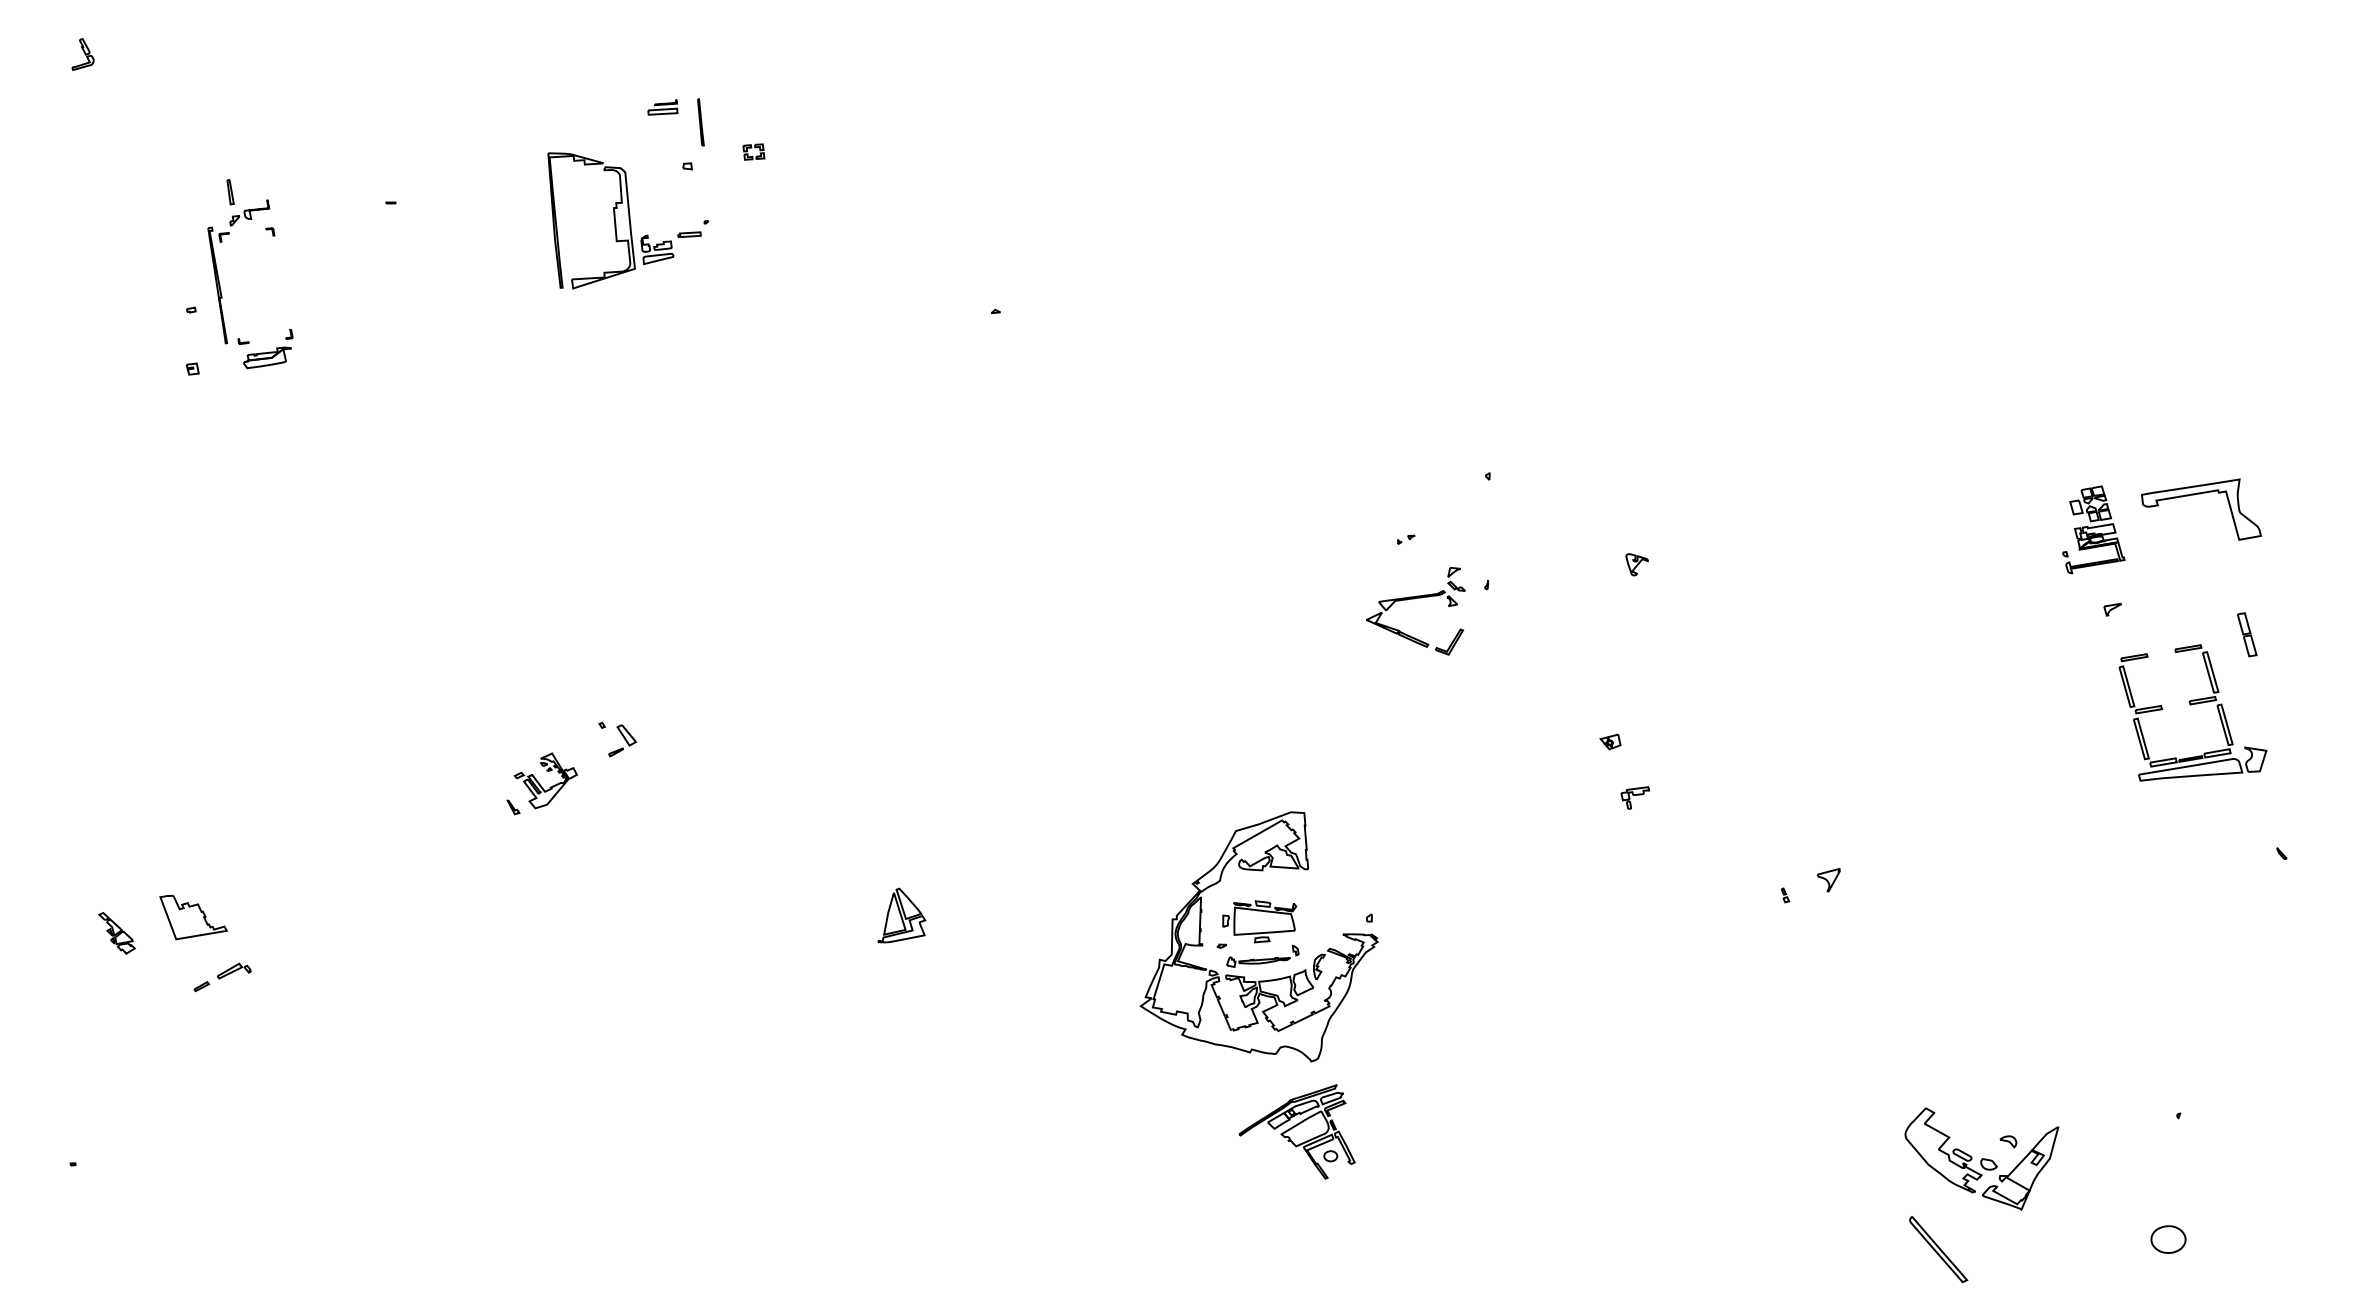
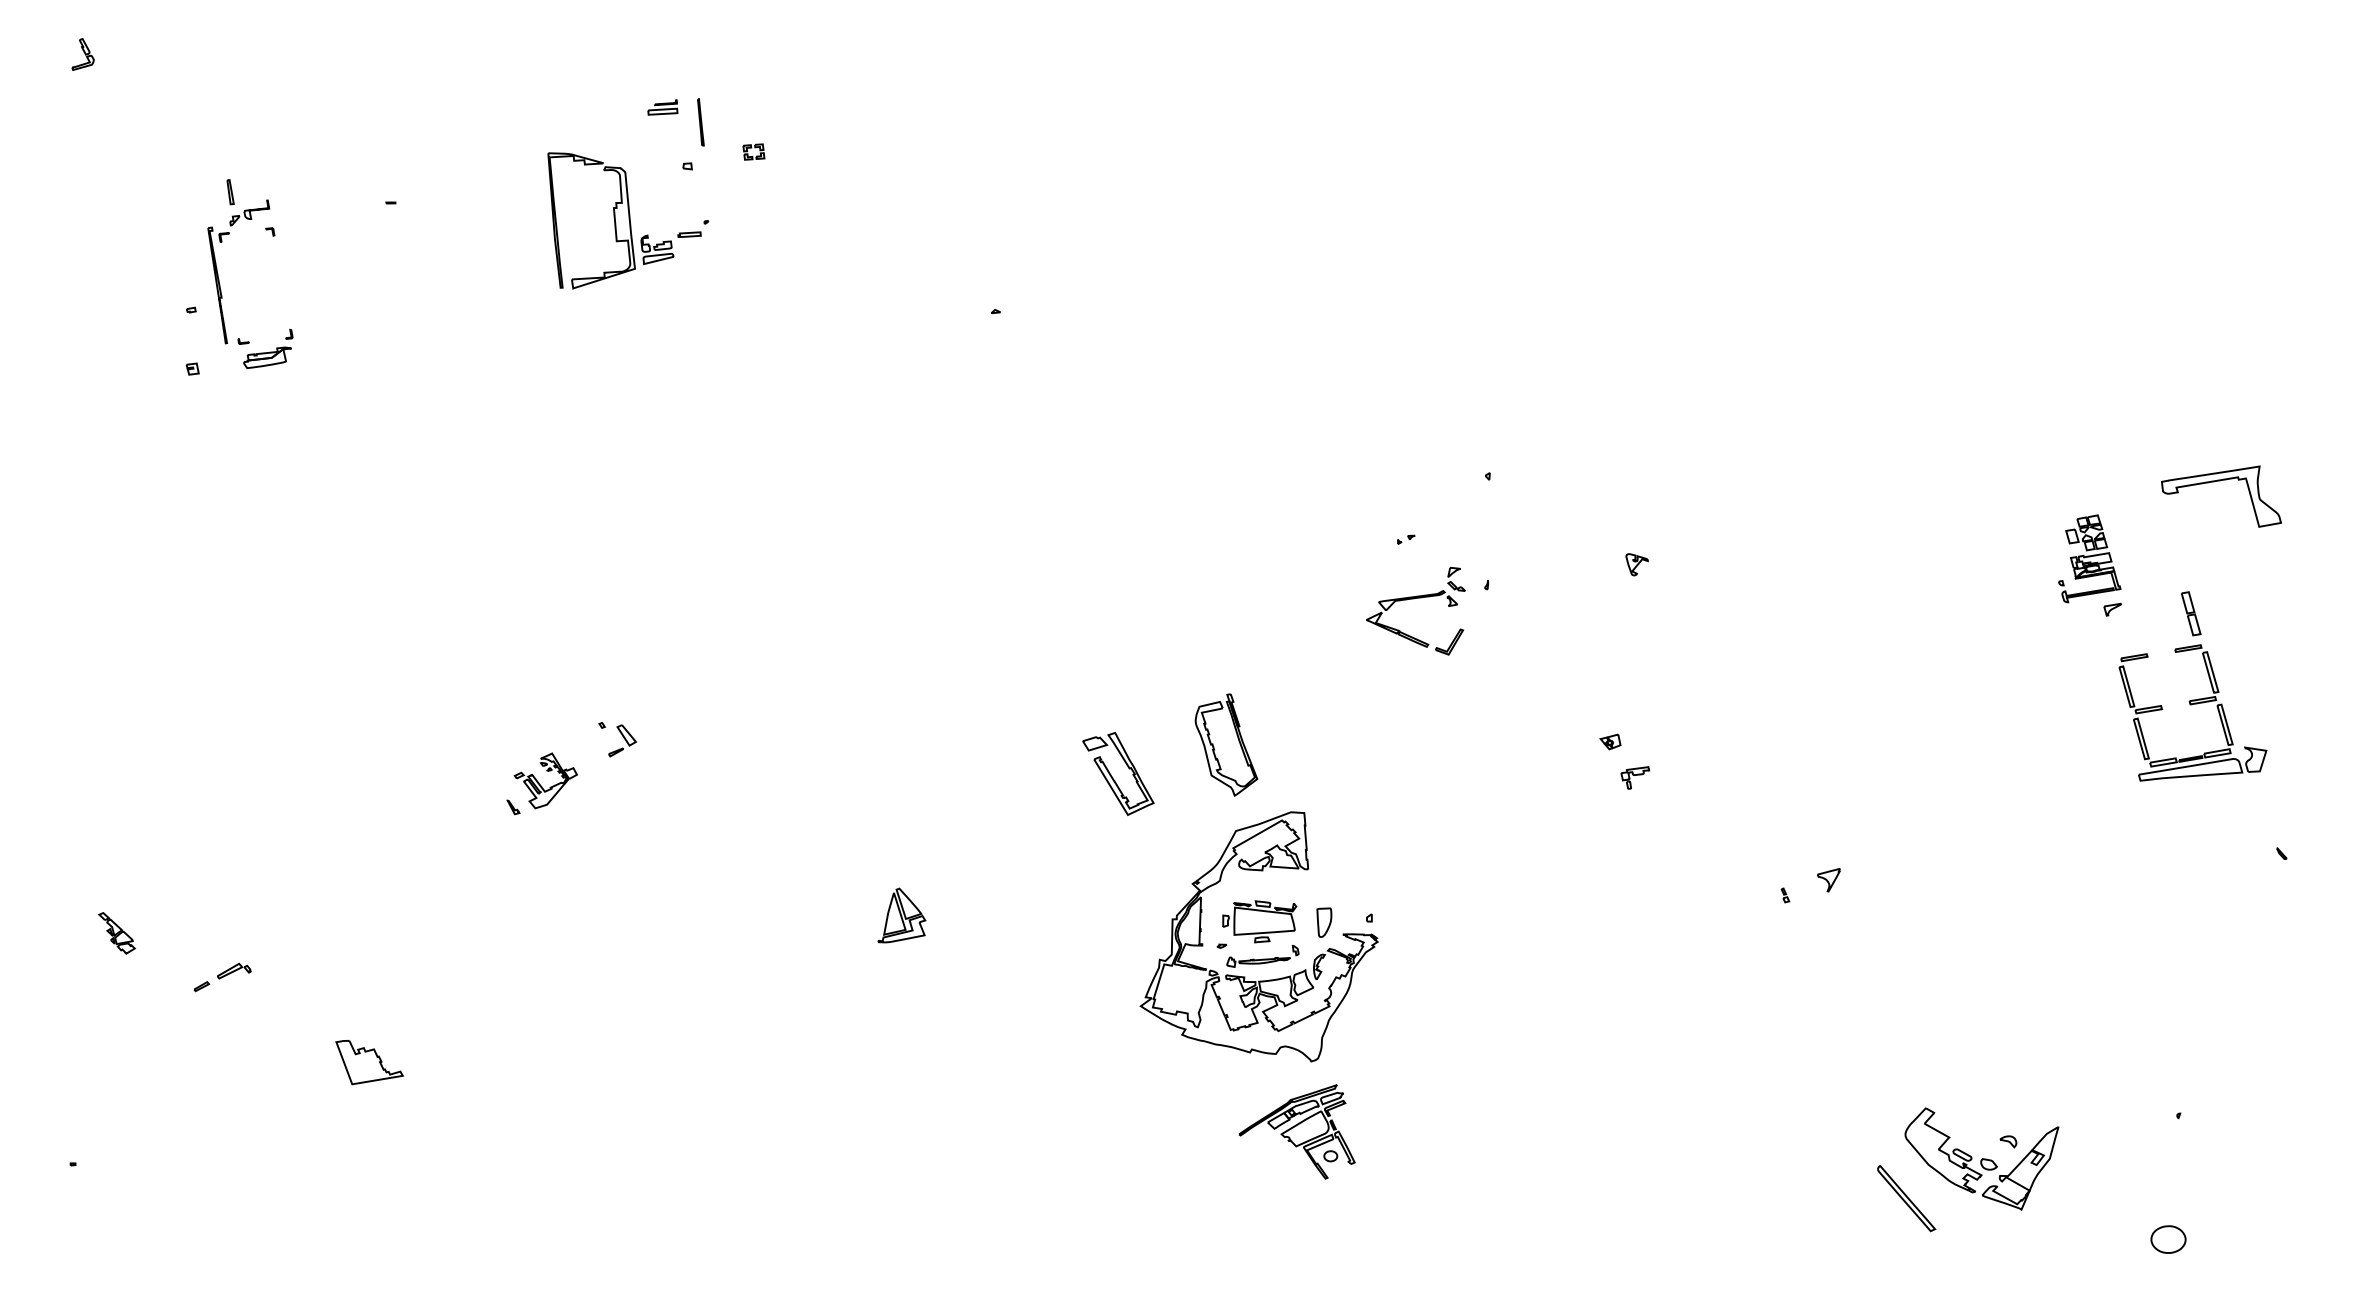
part position: (2200, 494) -> (2220, 481) (2220, 481)
part position: (2093, 529) -> (2089, 558) (2089, 558)
part position: (2247, 634) -> (2191, 613) (2191, 613)
part: none -> present (1214, 746)
part: none -> present (1113, 777)
part position: (1635, 797) -> (1635, 777) (1635, 777)
part position: (193, 917) -> (369, 1062) (369, 1062)
part: none -> present (1324, 922)
part position: (1938, 1249) -> (1906, 1198) (1906, 1198)
